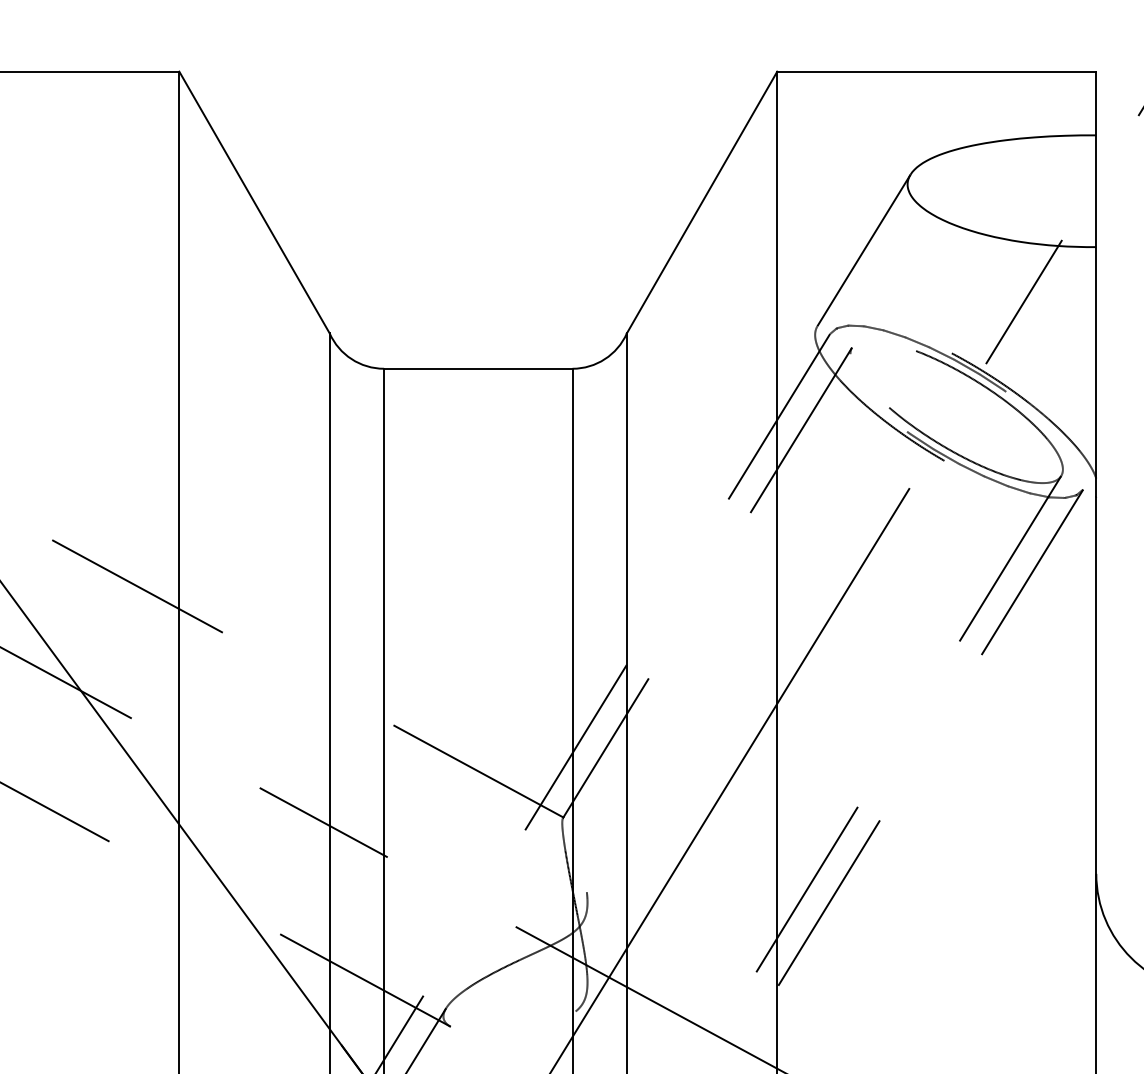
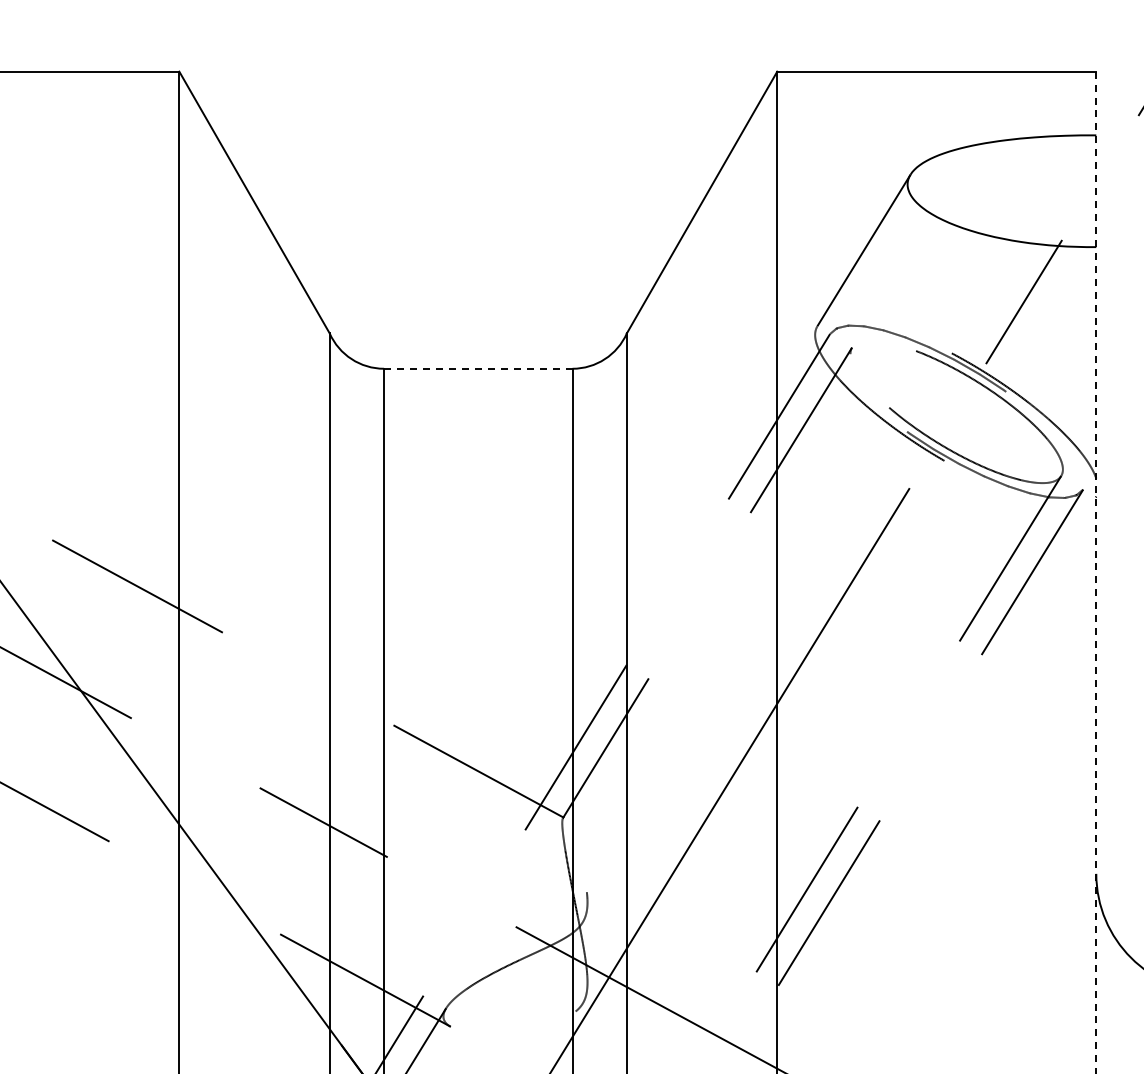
line: solid -> dashed (477, 368)
line: solid -> dashed (1096, 572)
